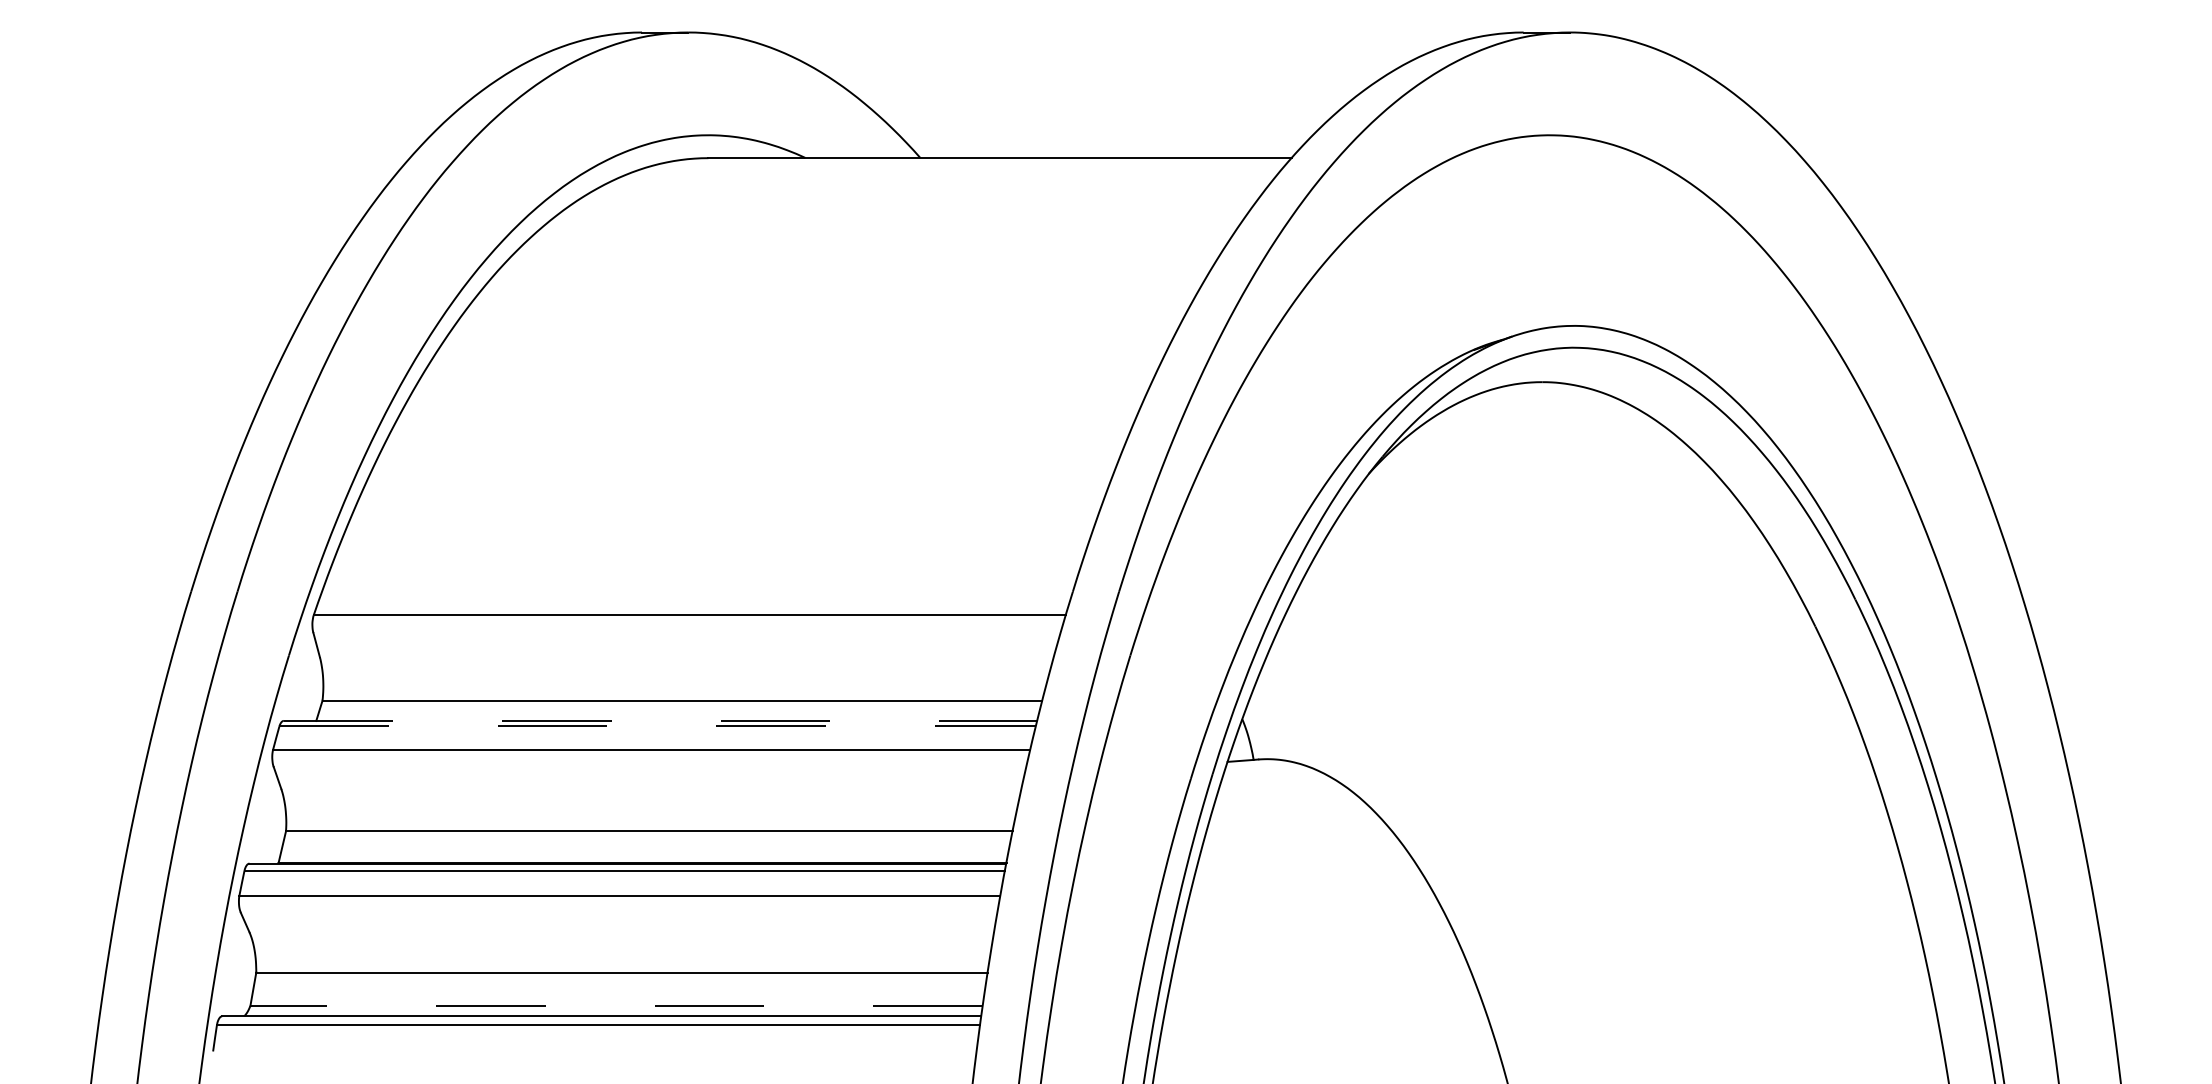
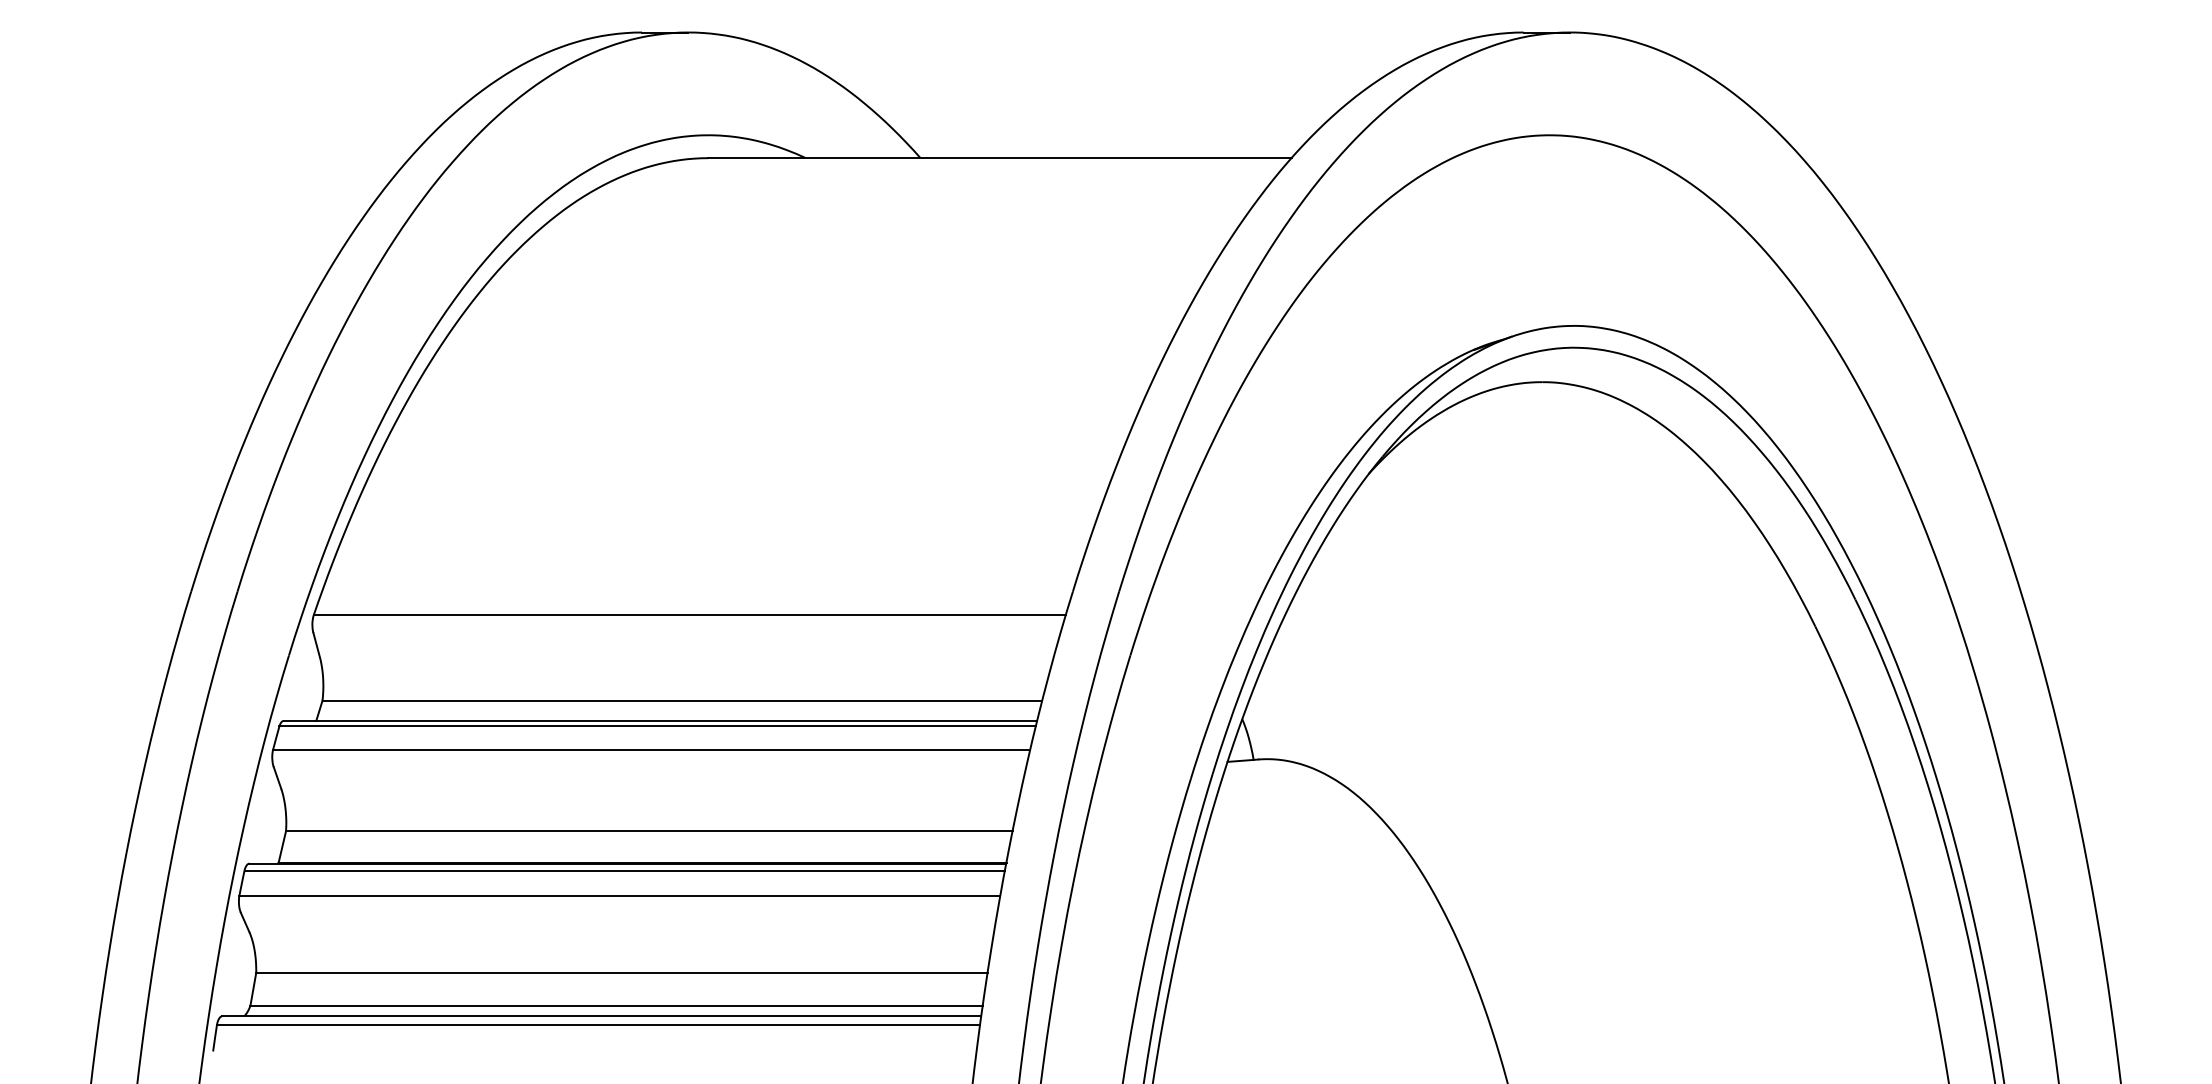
line: dashed -> solid (660, 720)
line: dashed -> solid (658, 726)
line: dashed -> solid (616, 1006)
